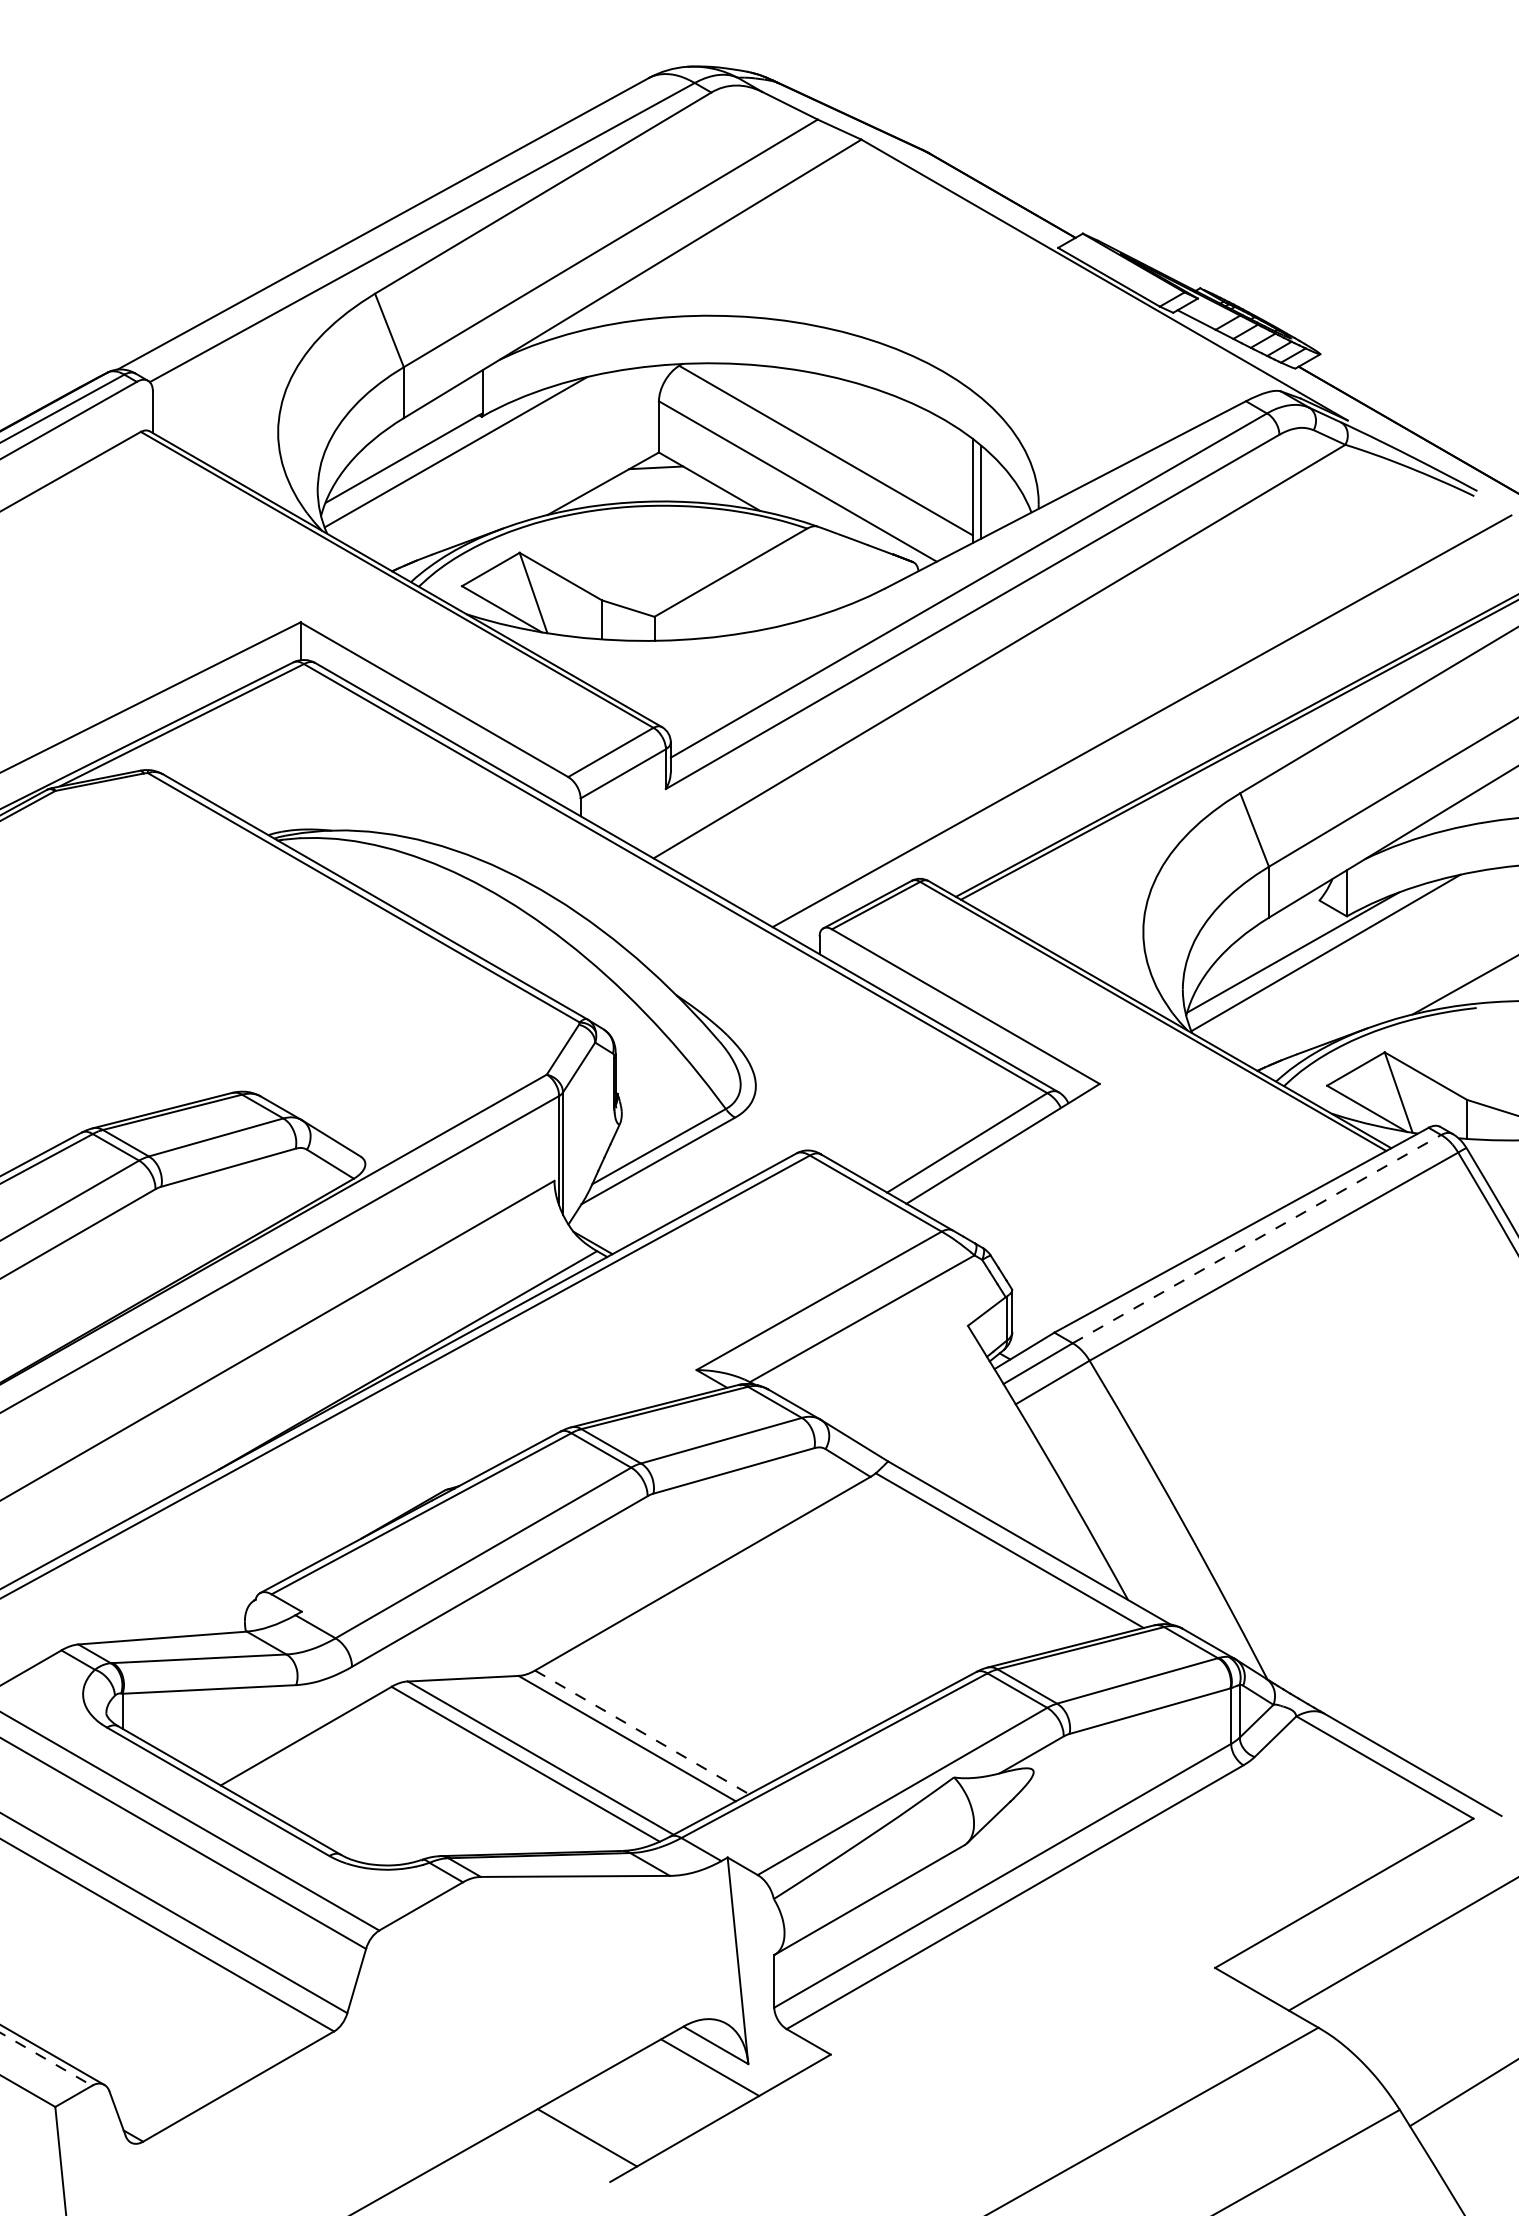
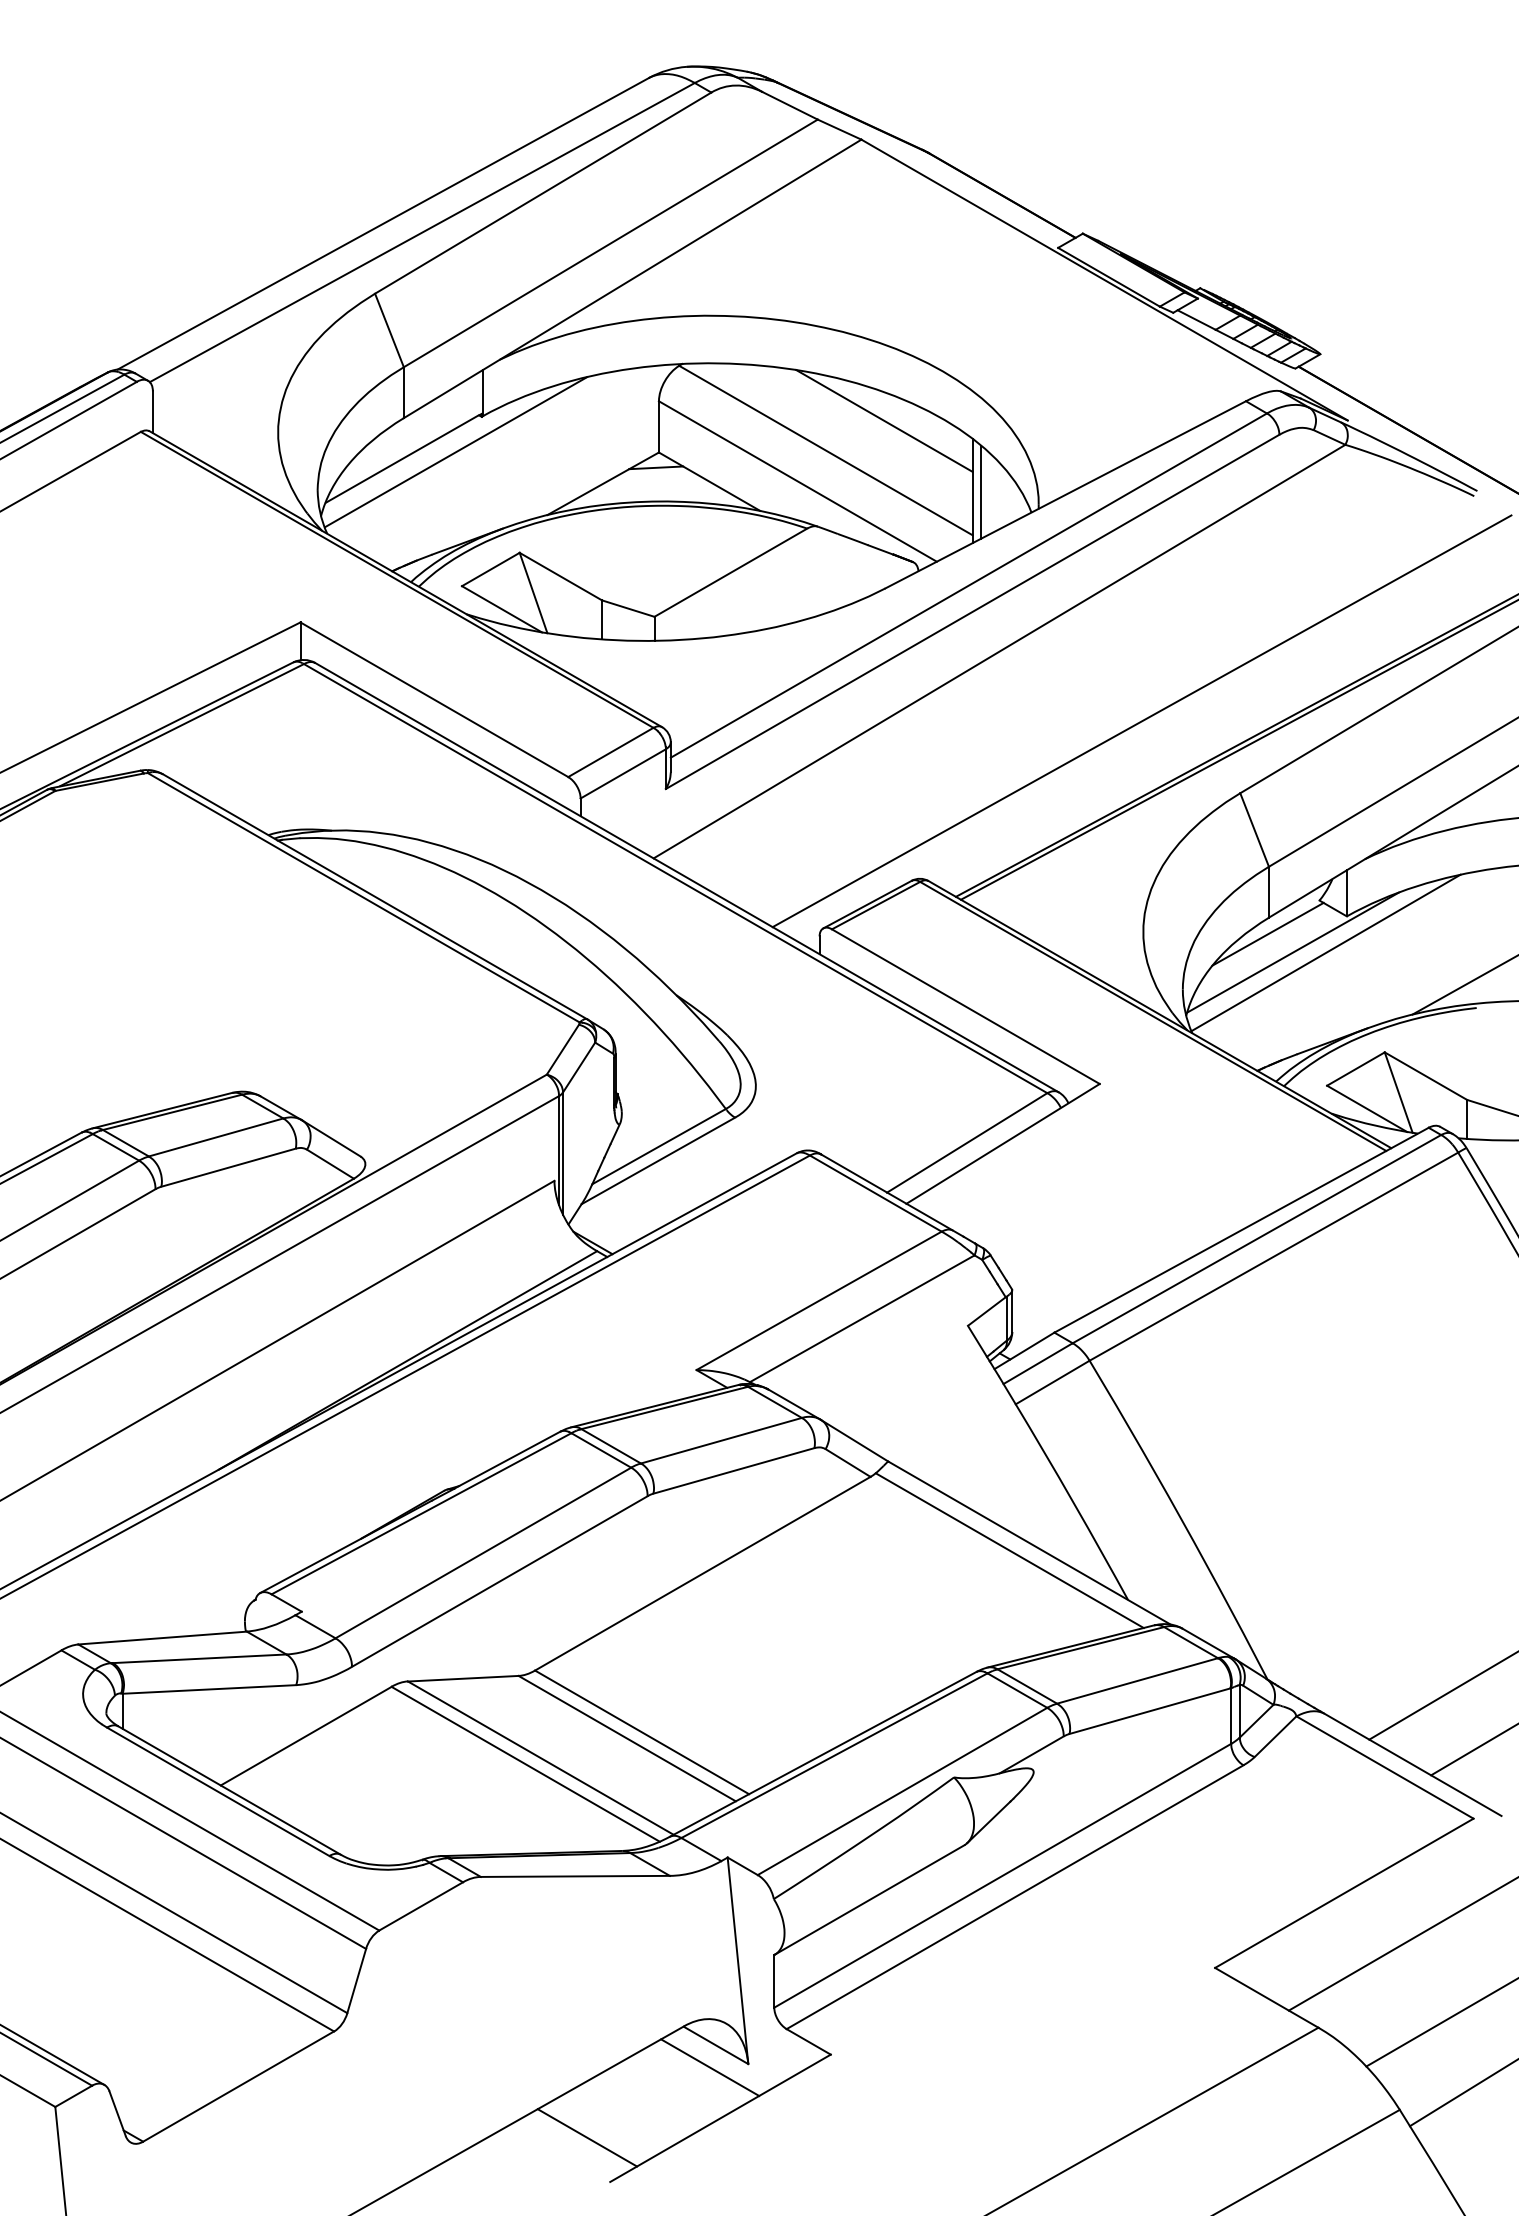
line: none -> present (884, 420)
line: none -> present (1267, 933)
line: dashed -> solid (1256, 1239)
line: none -> present (1442, 1696)
line: dashed -> solid (642, 1732)
line: none -> present (1473, 1750)
line: none -> present (1440, 2022)
line: dashed -> solid (46, 2059)
